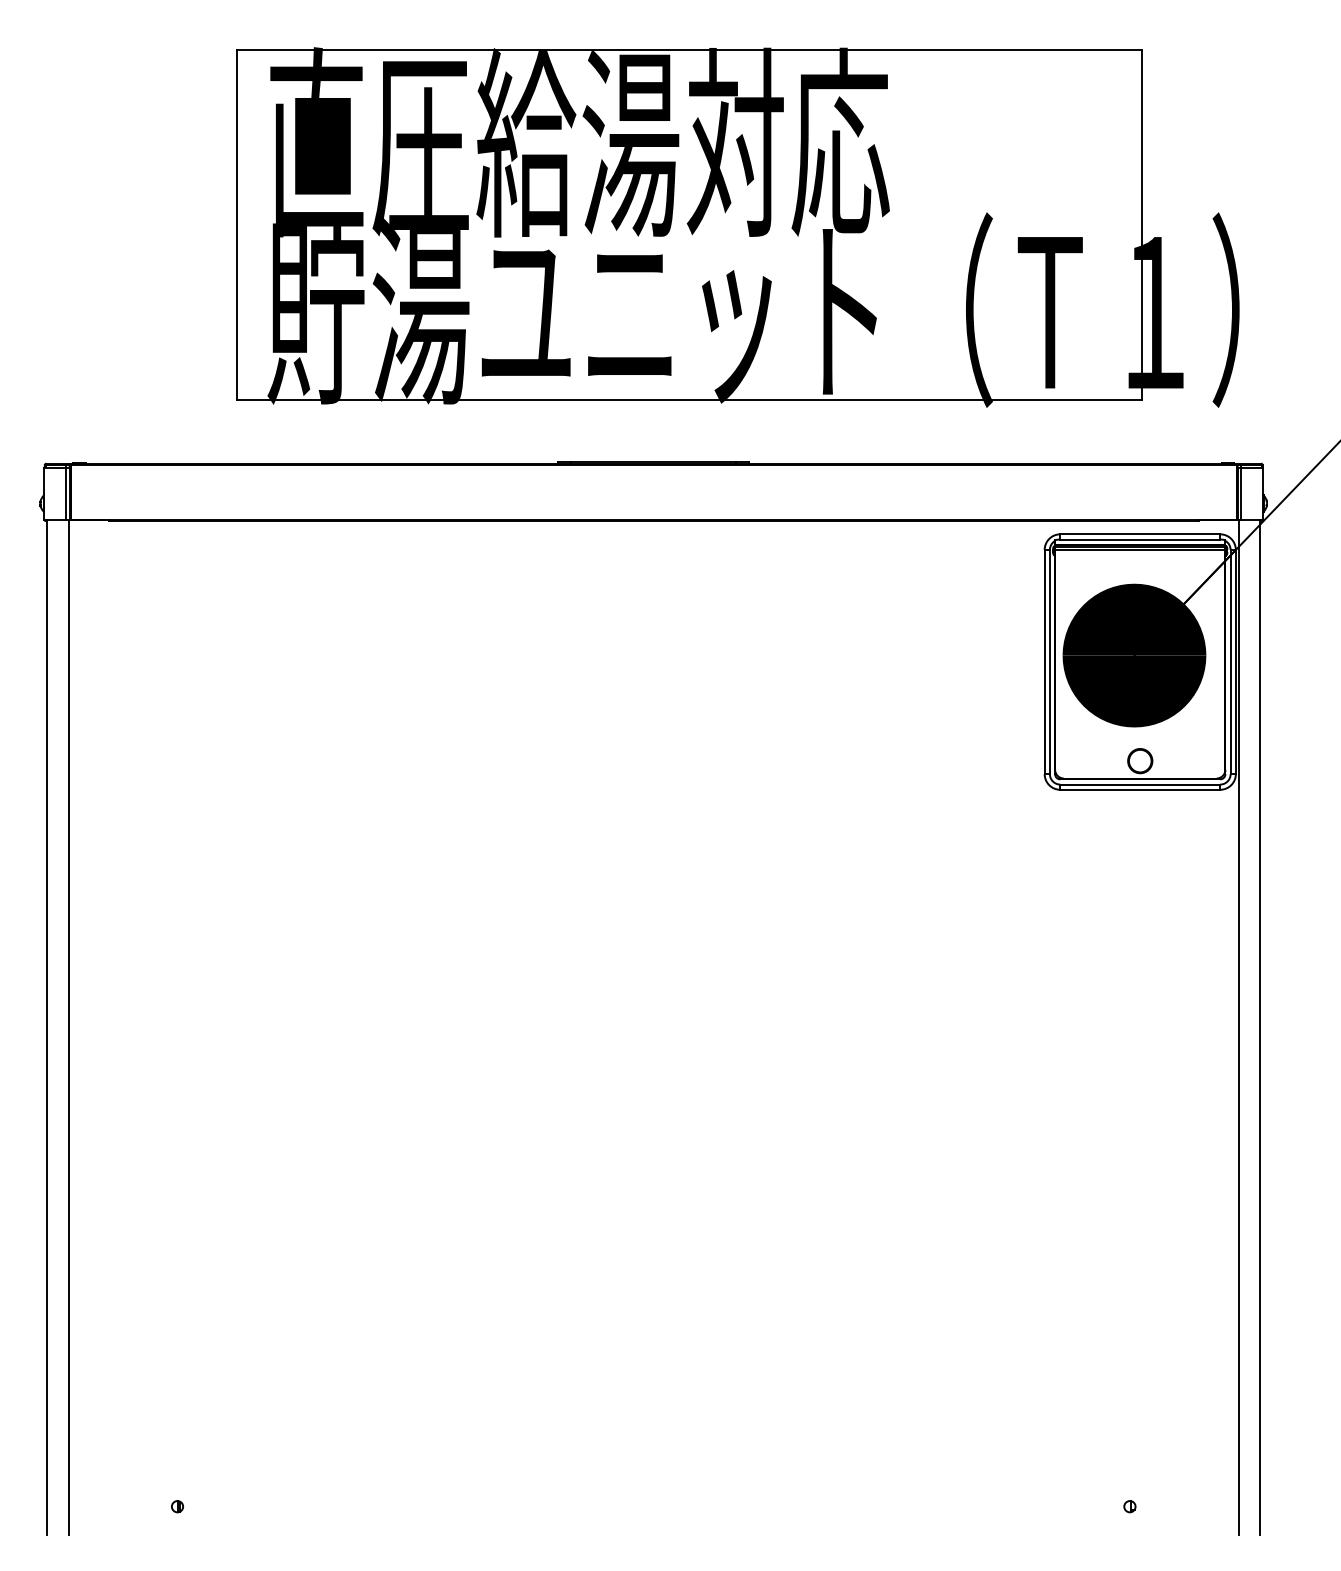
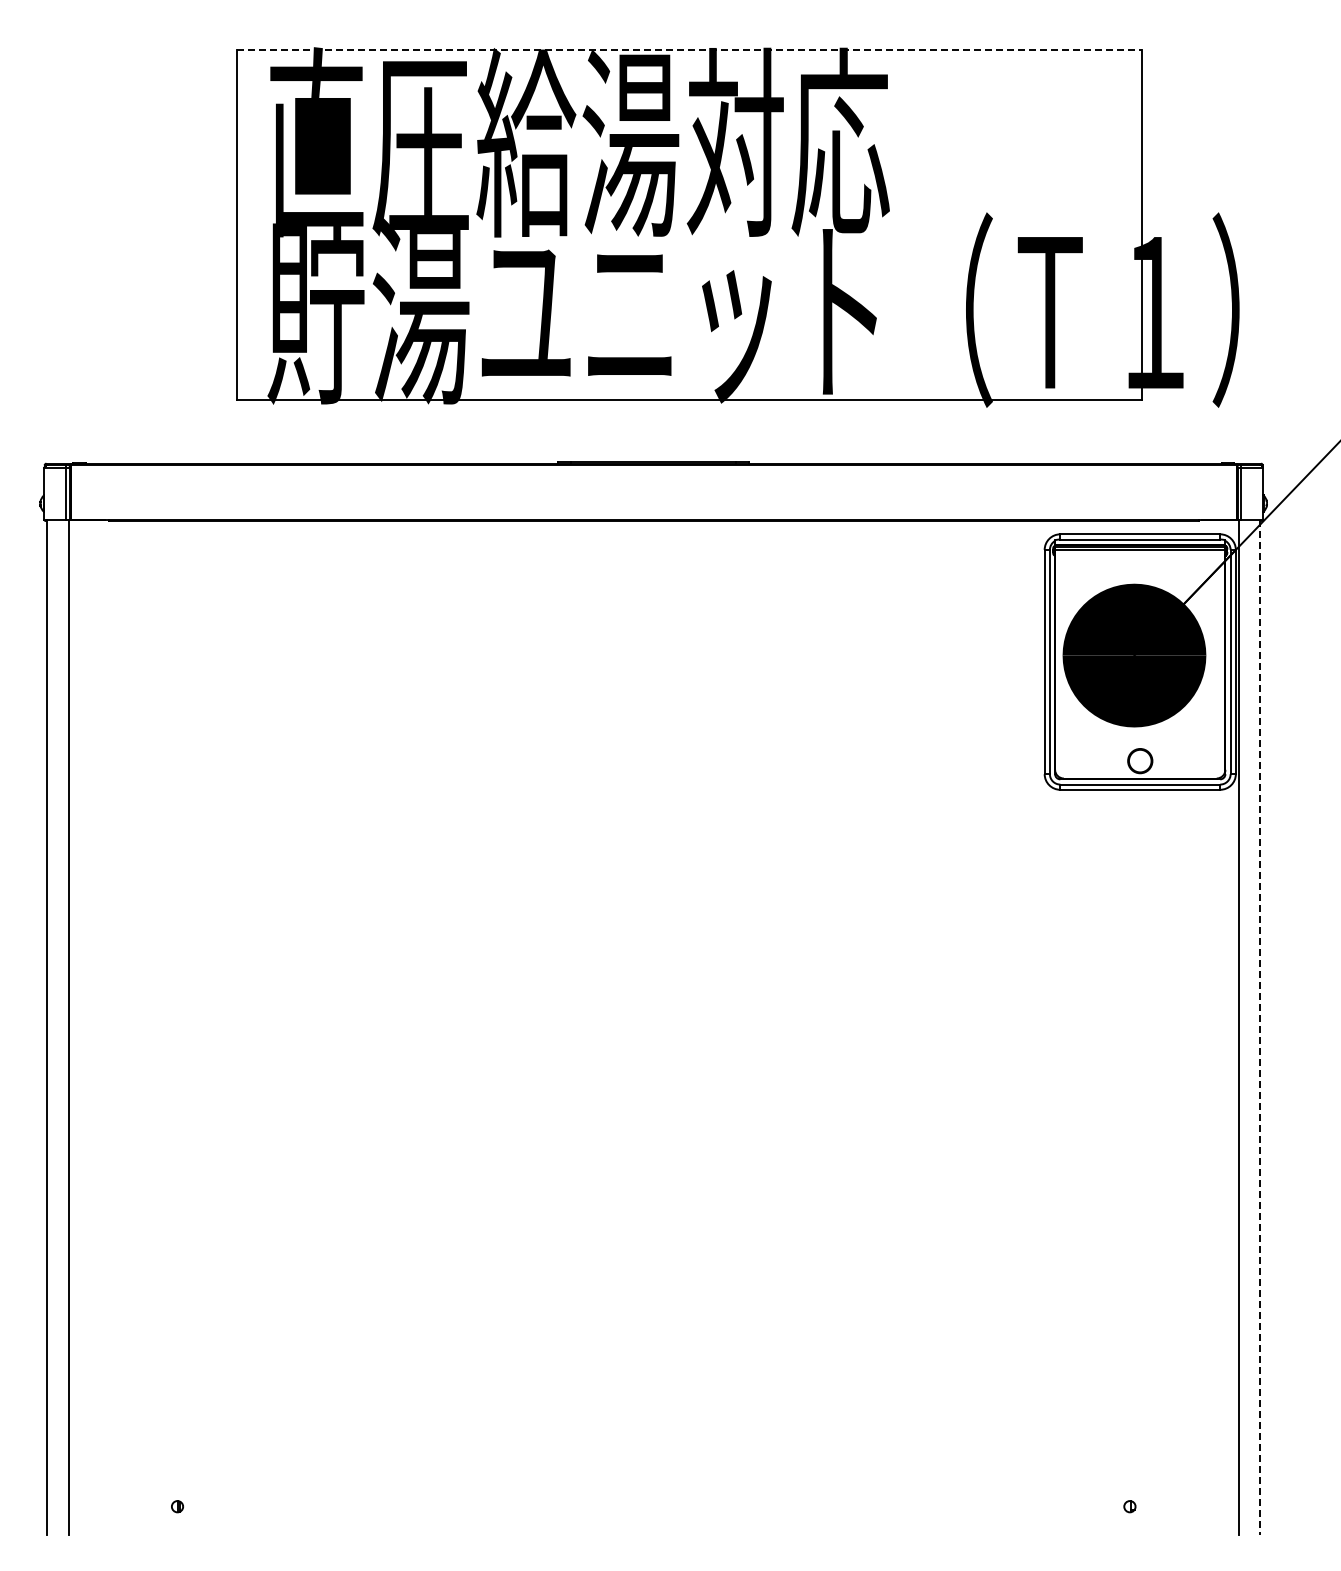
line: solid -> dashed (689, 49)
line: solid -> dashed (1260, 1027)
